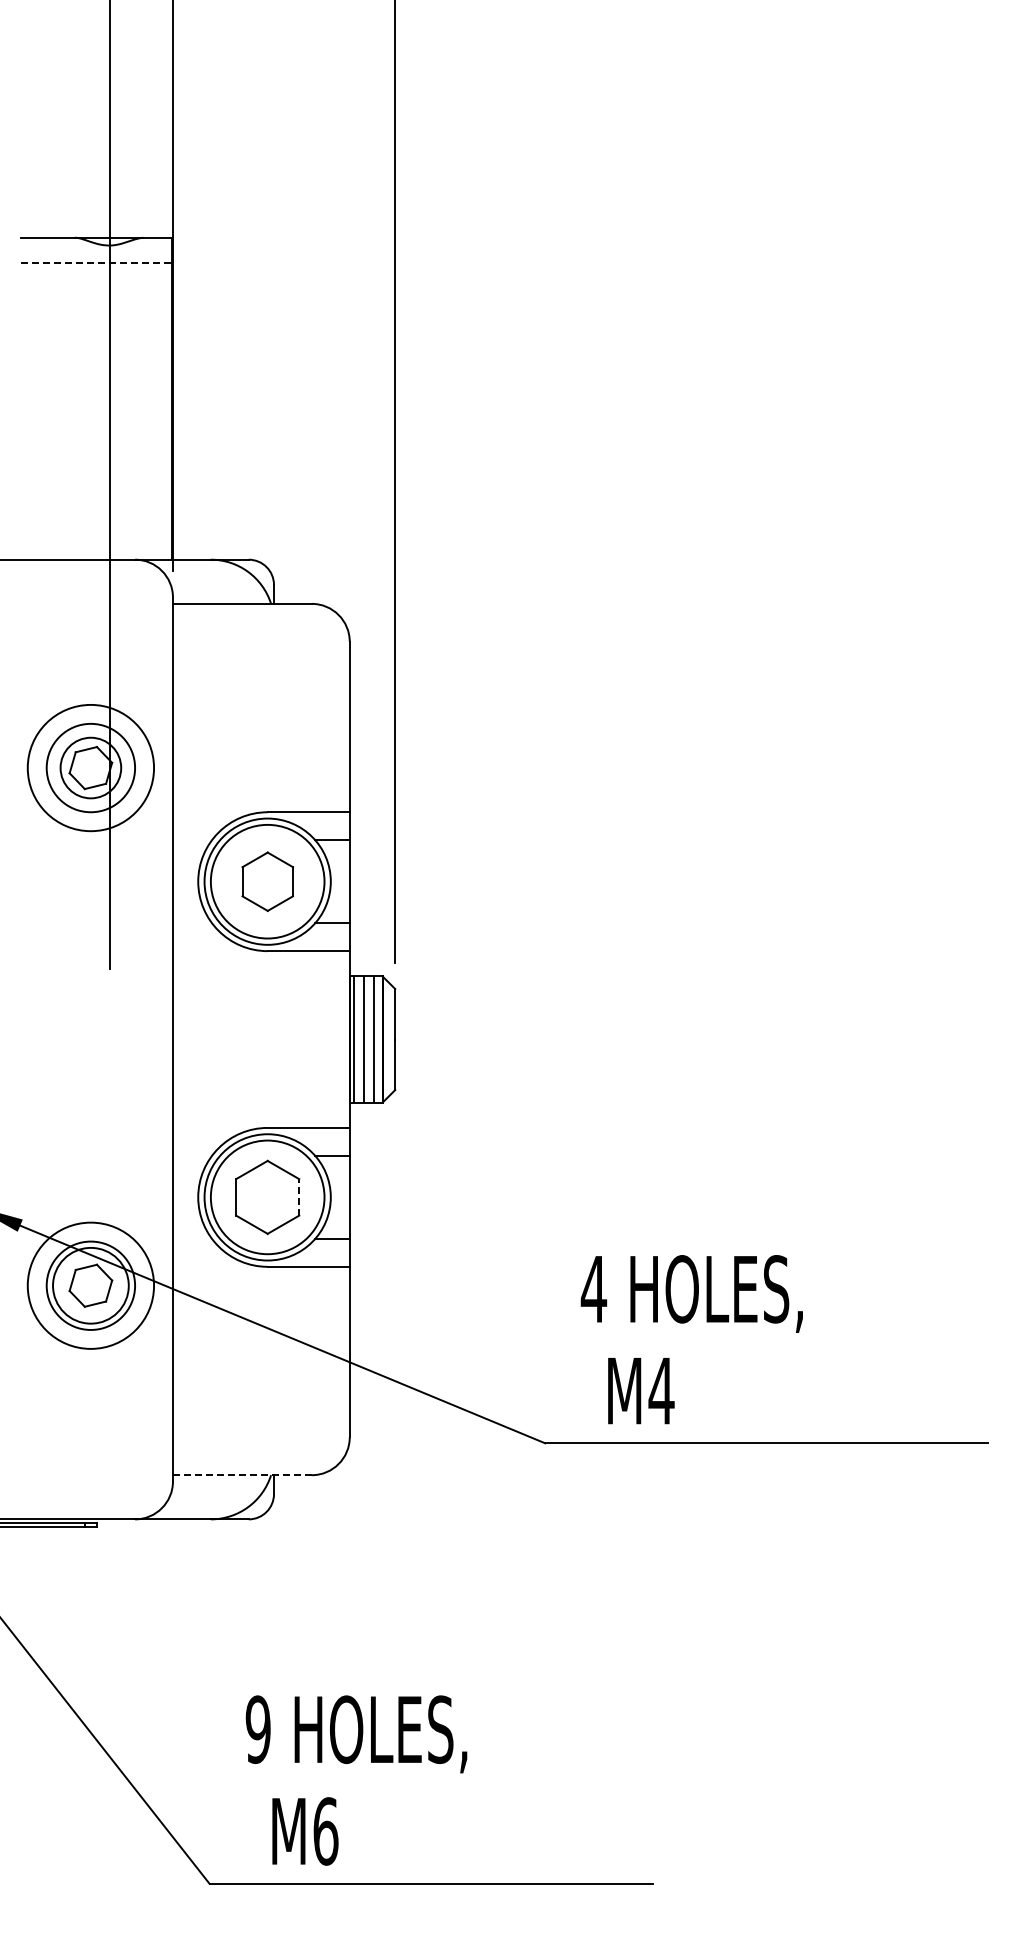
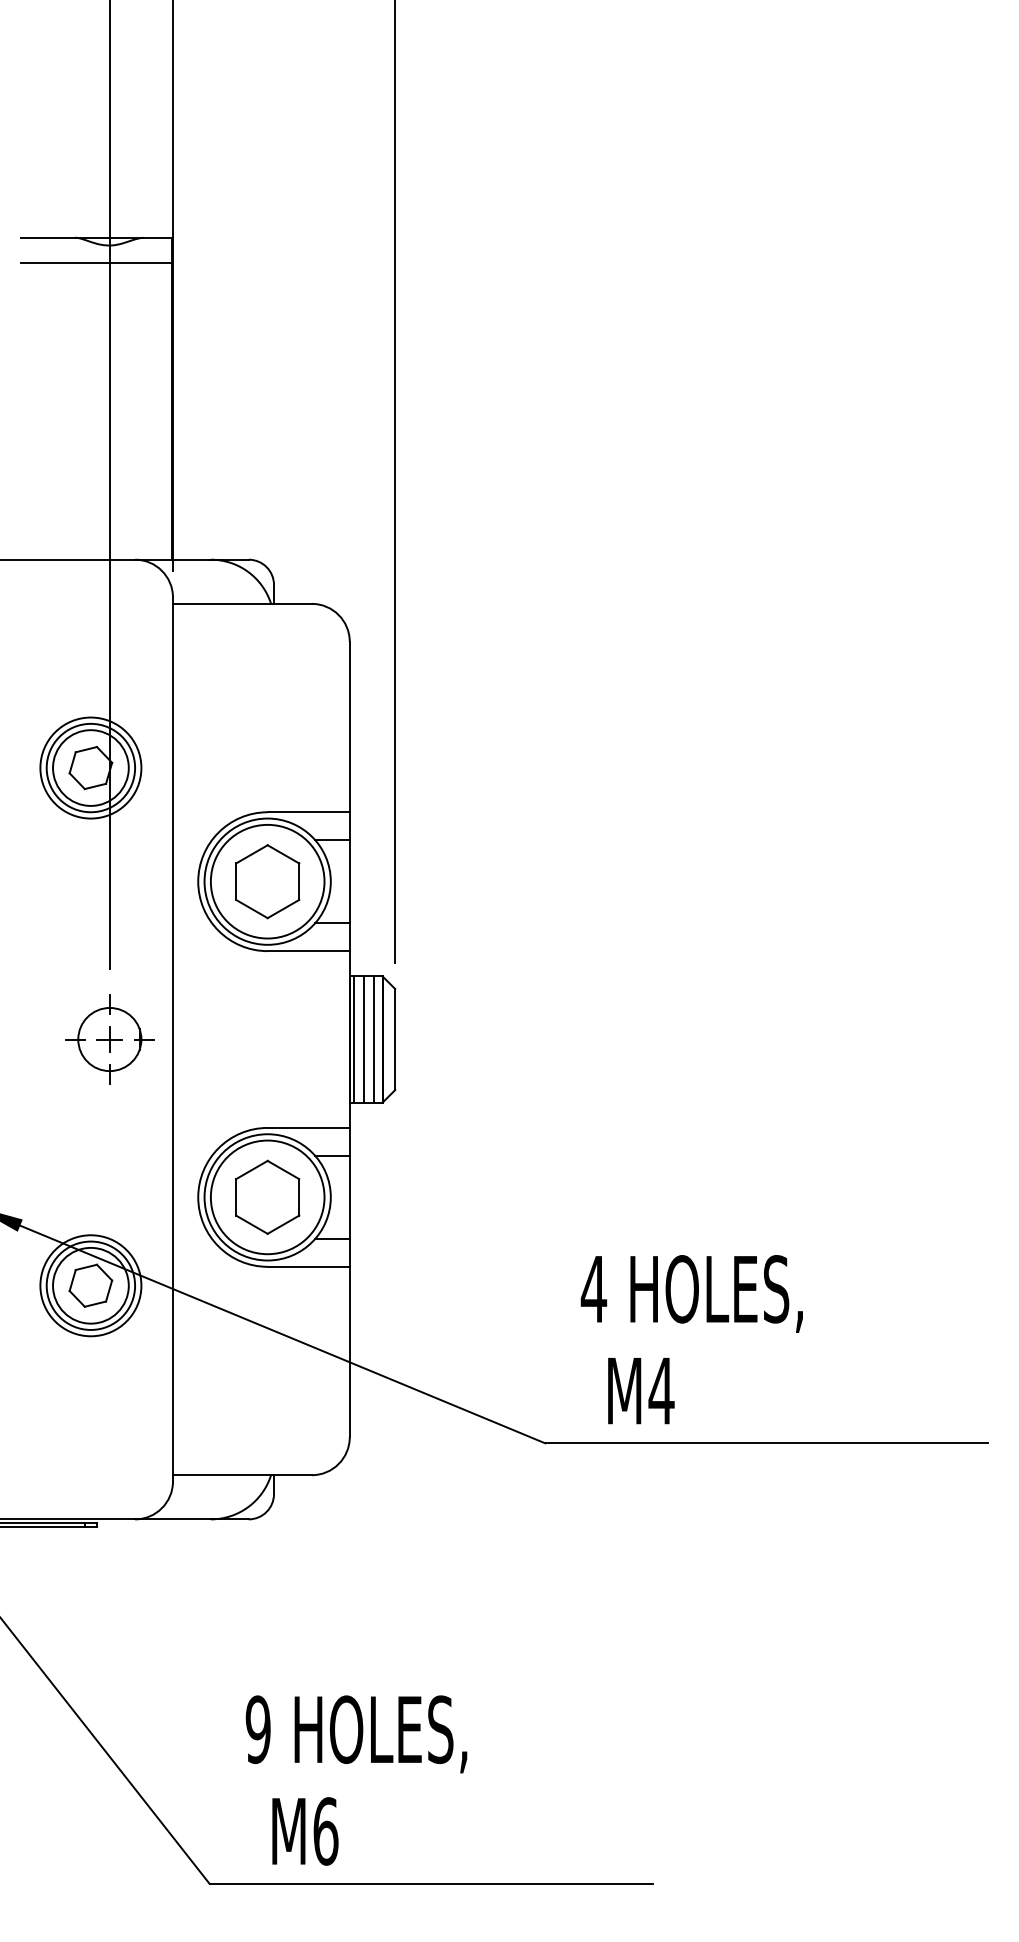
line: dashed -> solid (96, 262)
circle diameter: 126 px -> 101 px (90, 767)
circle diameter: 61 px -> 76 px (90, 767)
part size: 54x61 px -> 66x76 px (267, 881)
part: none -> present (109, 1039)
line: dashed -> solid (299, 1196)
circle diameter: 126 px -> 101 px (90, 1285)
line: dashed -> solid (242, 1475)
